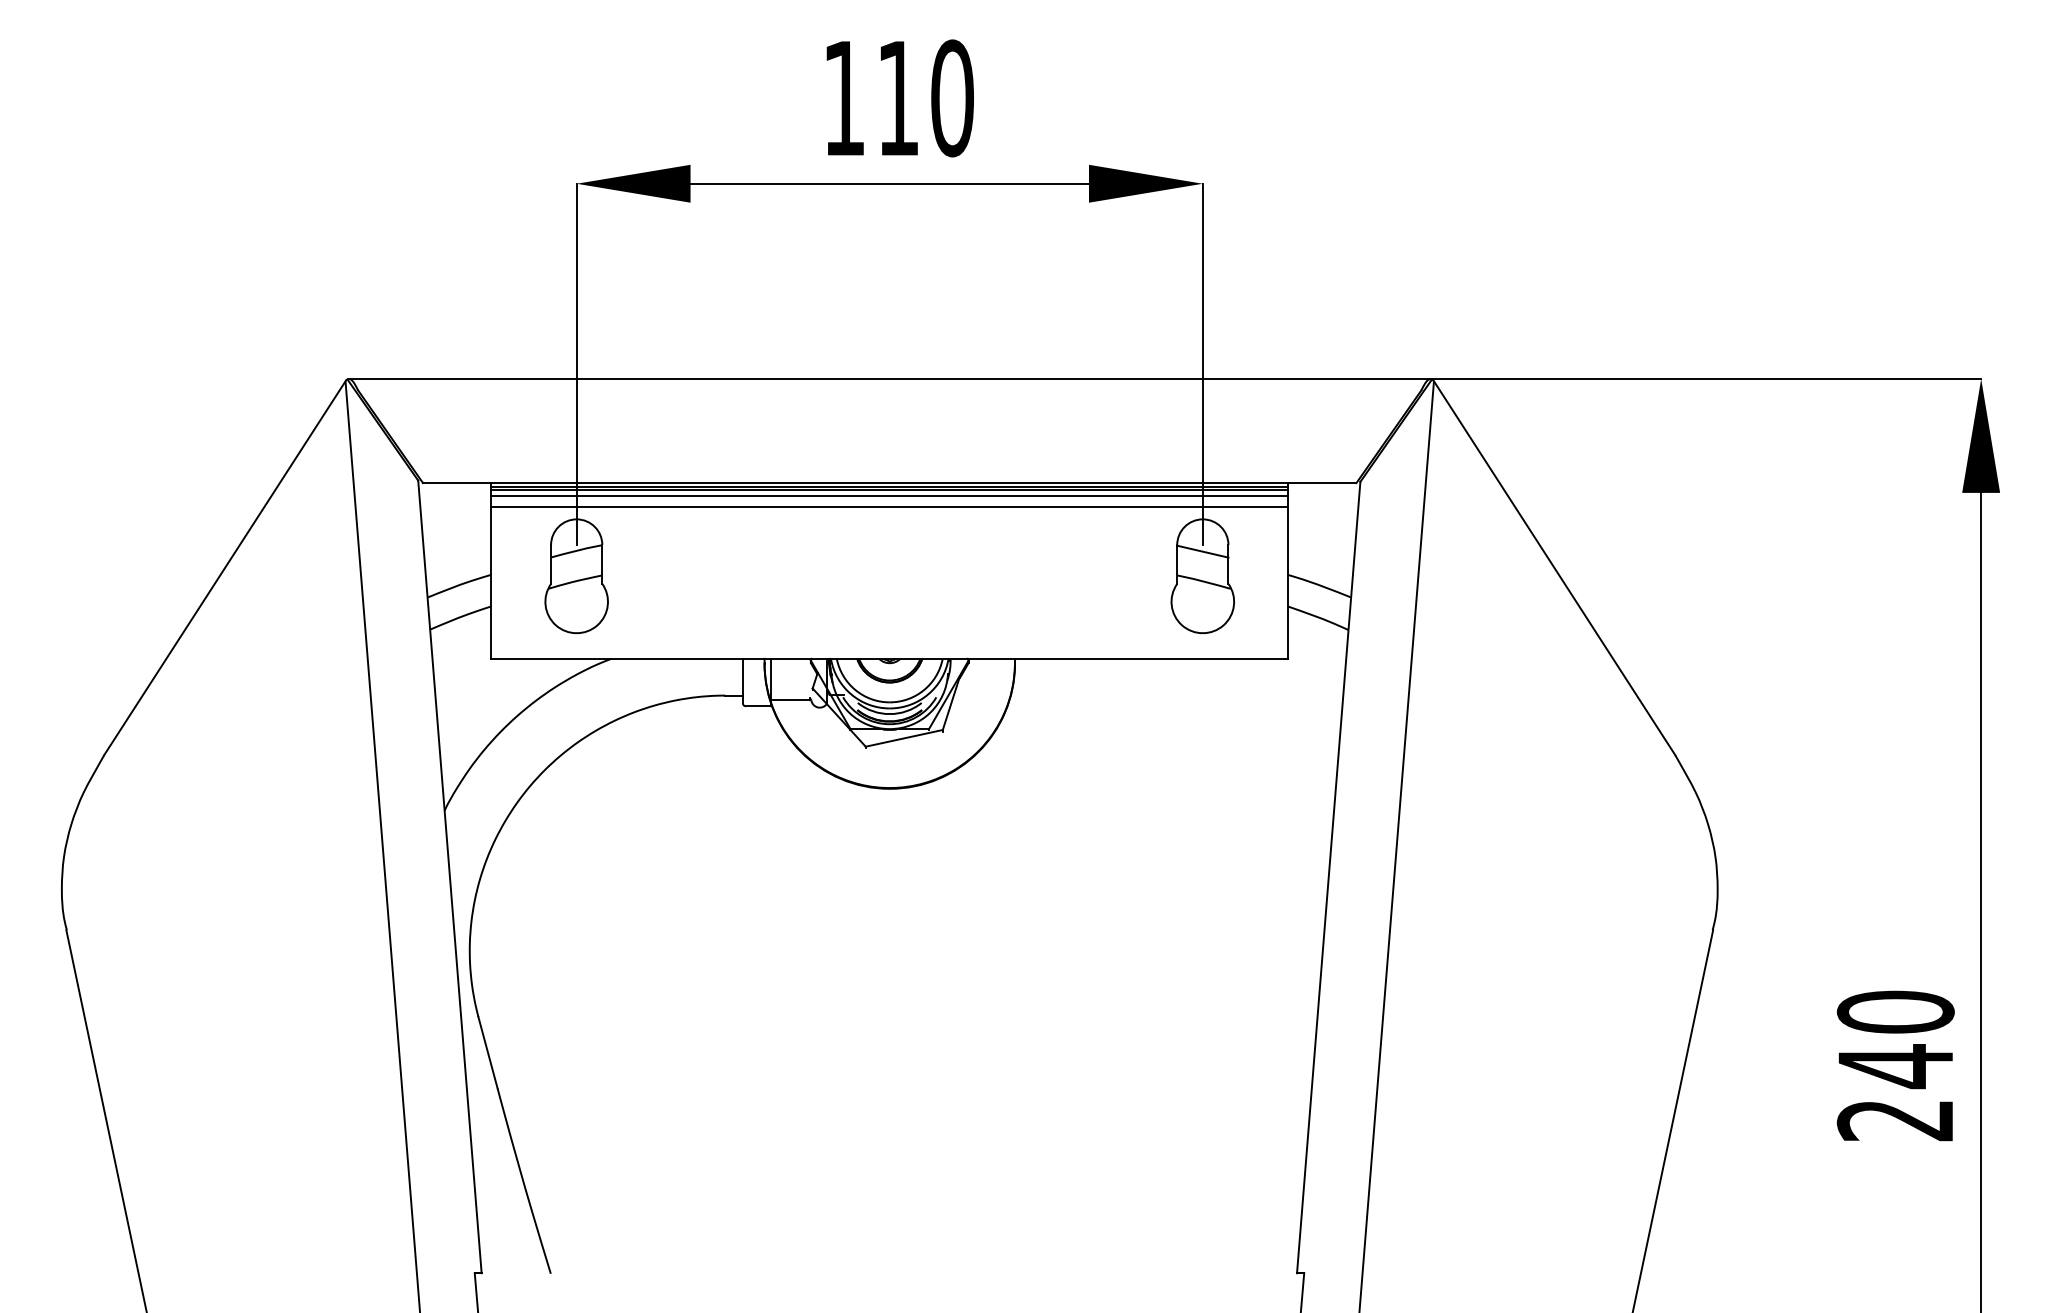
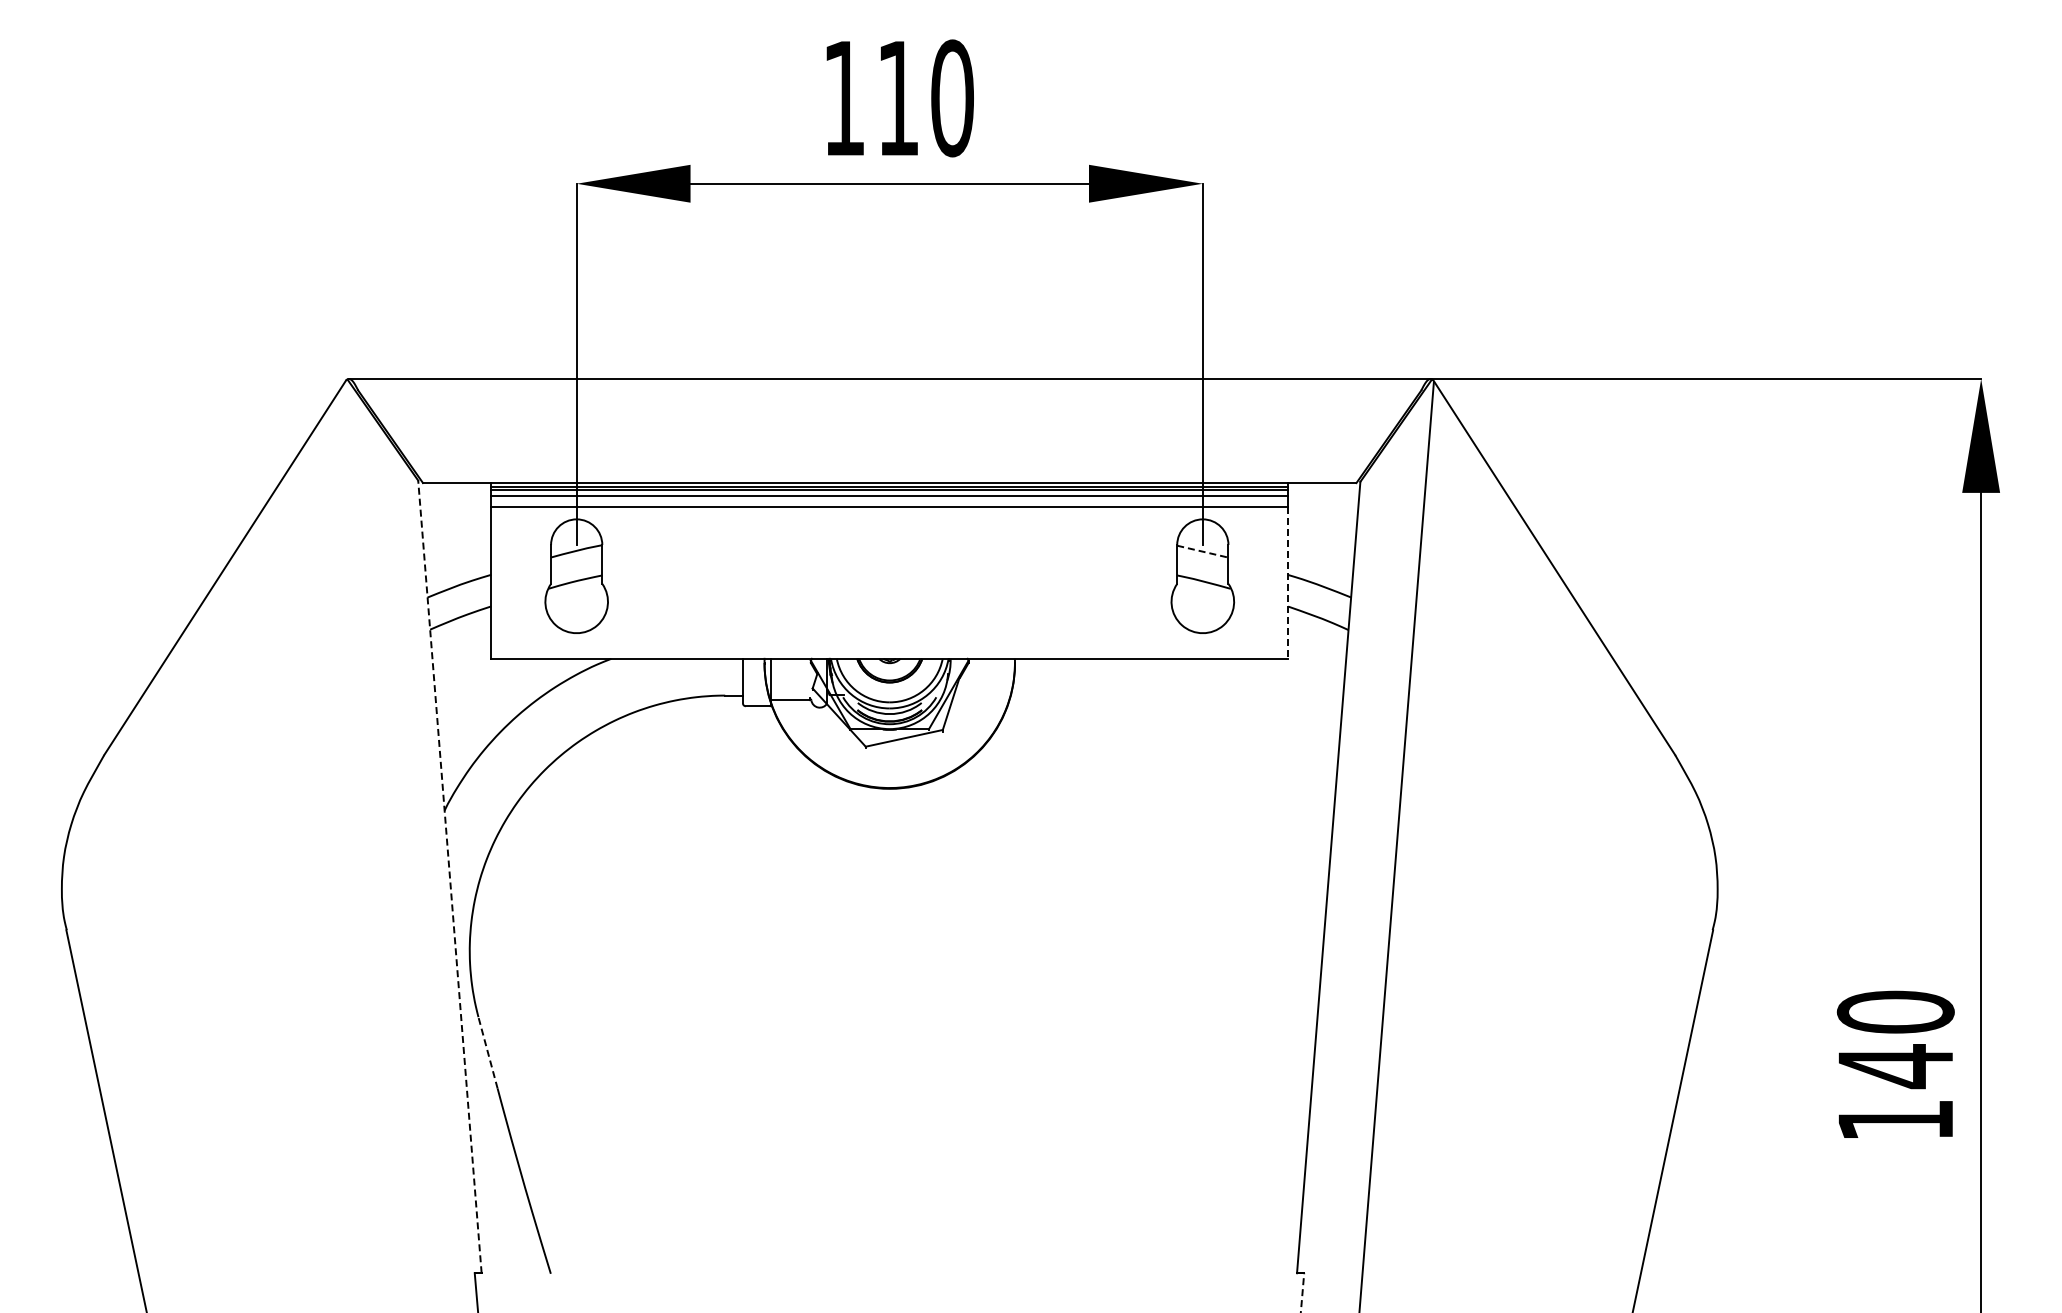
line: solid -> dashed (1203, 551)
line: solid -> dashed (1288, 582)
line: present -> none (382, 845)
line: solid -> dashed (449, 876)
line: solid -> dashed (488, 1052)
text: 240 -> 140 (1894, 1121)
line: solid -> dashed (1302, 1292)
